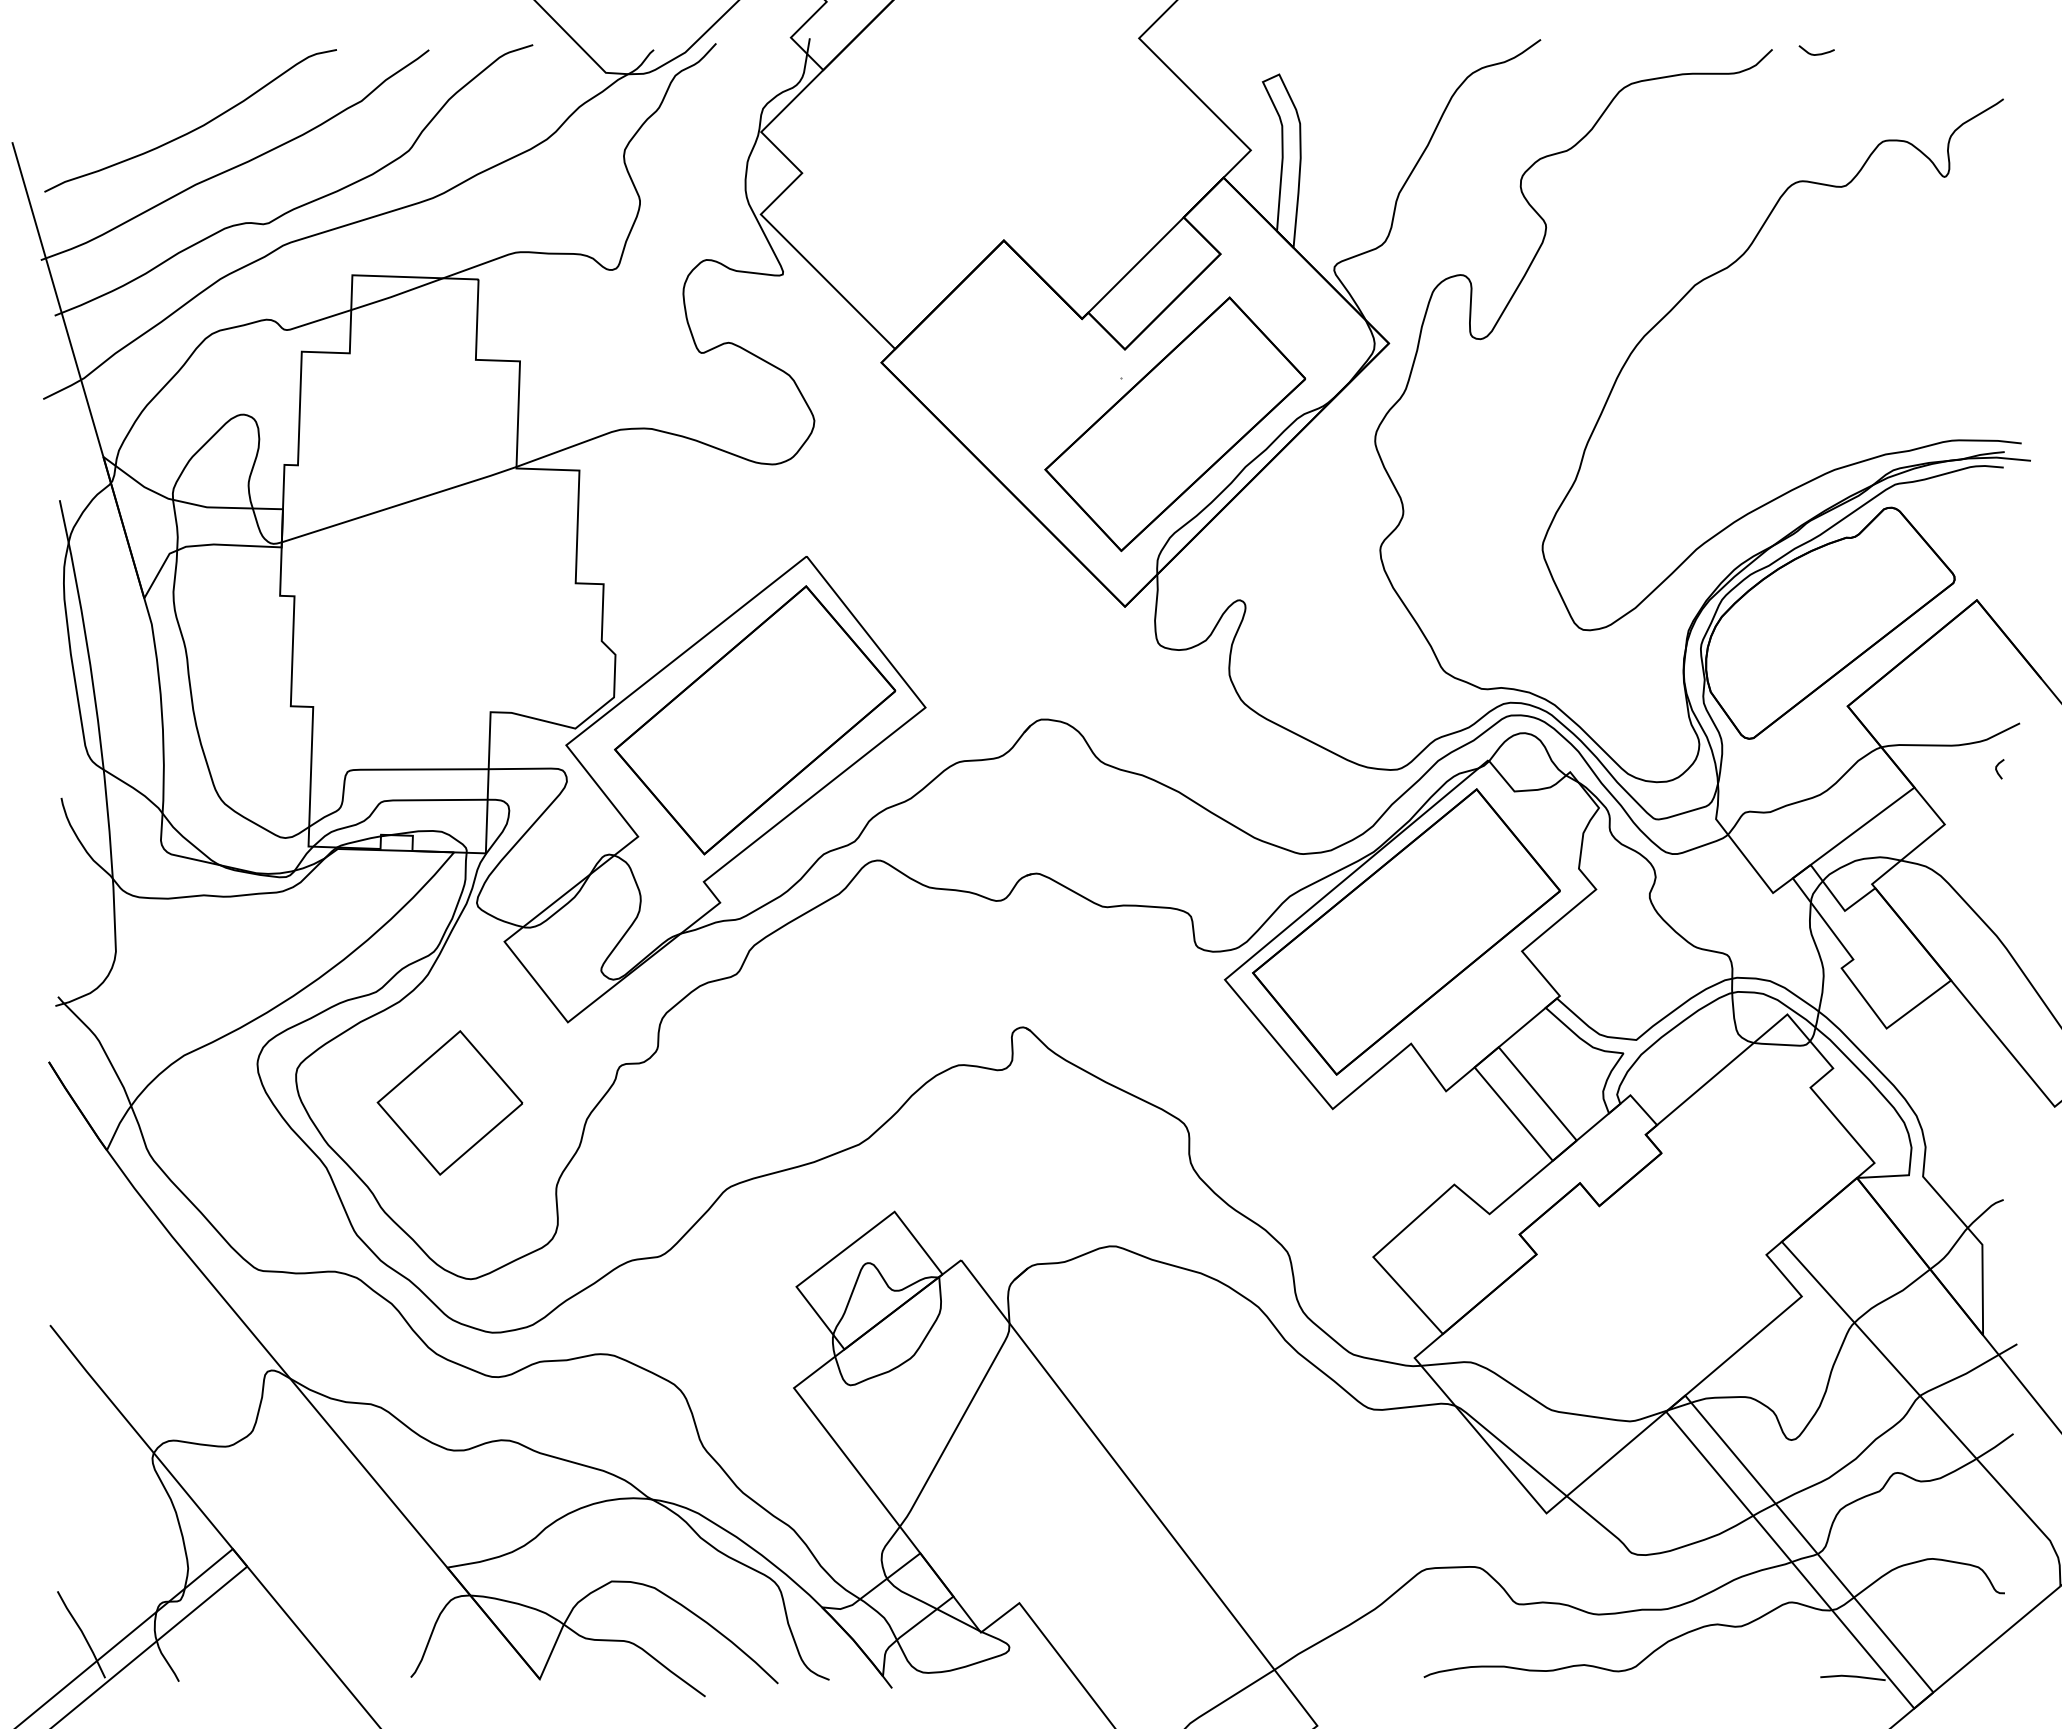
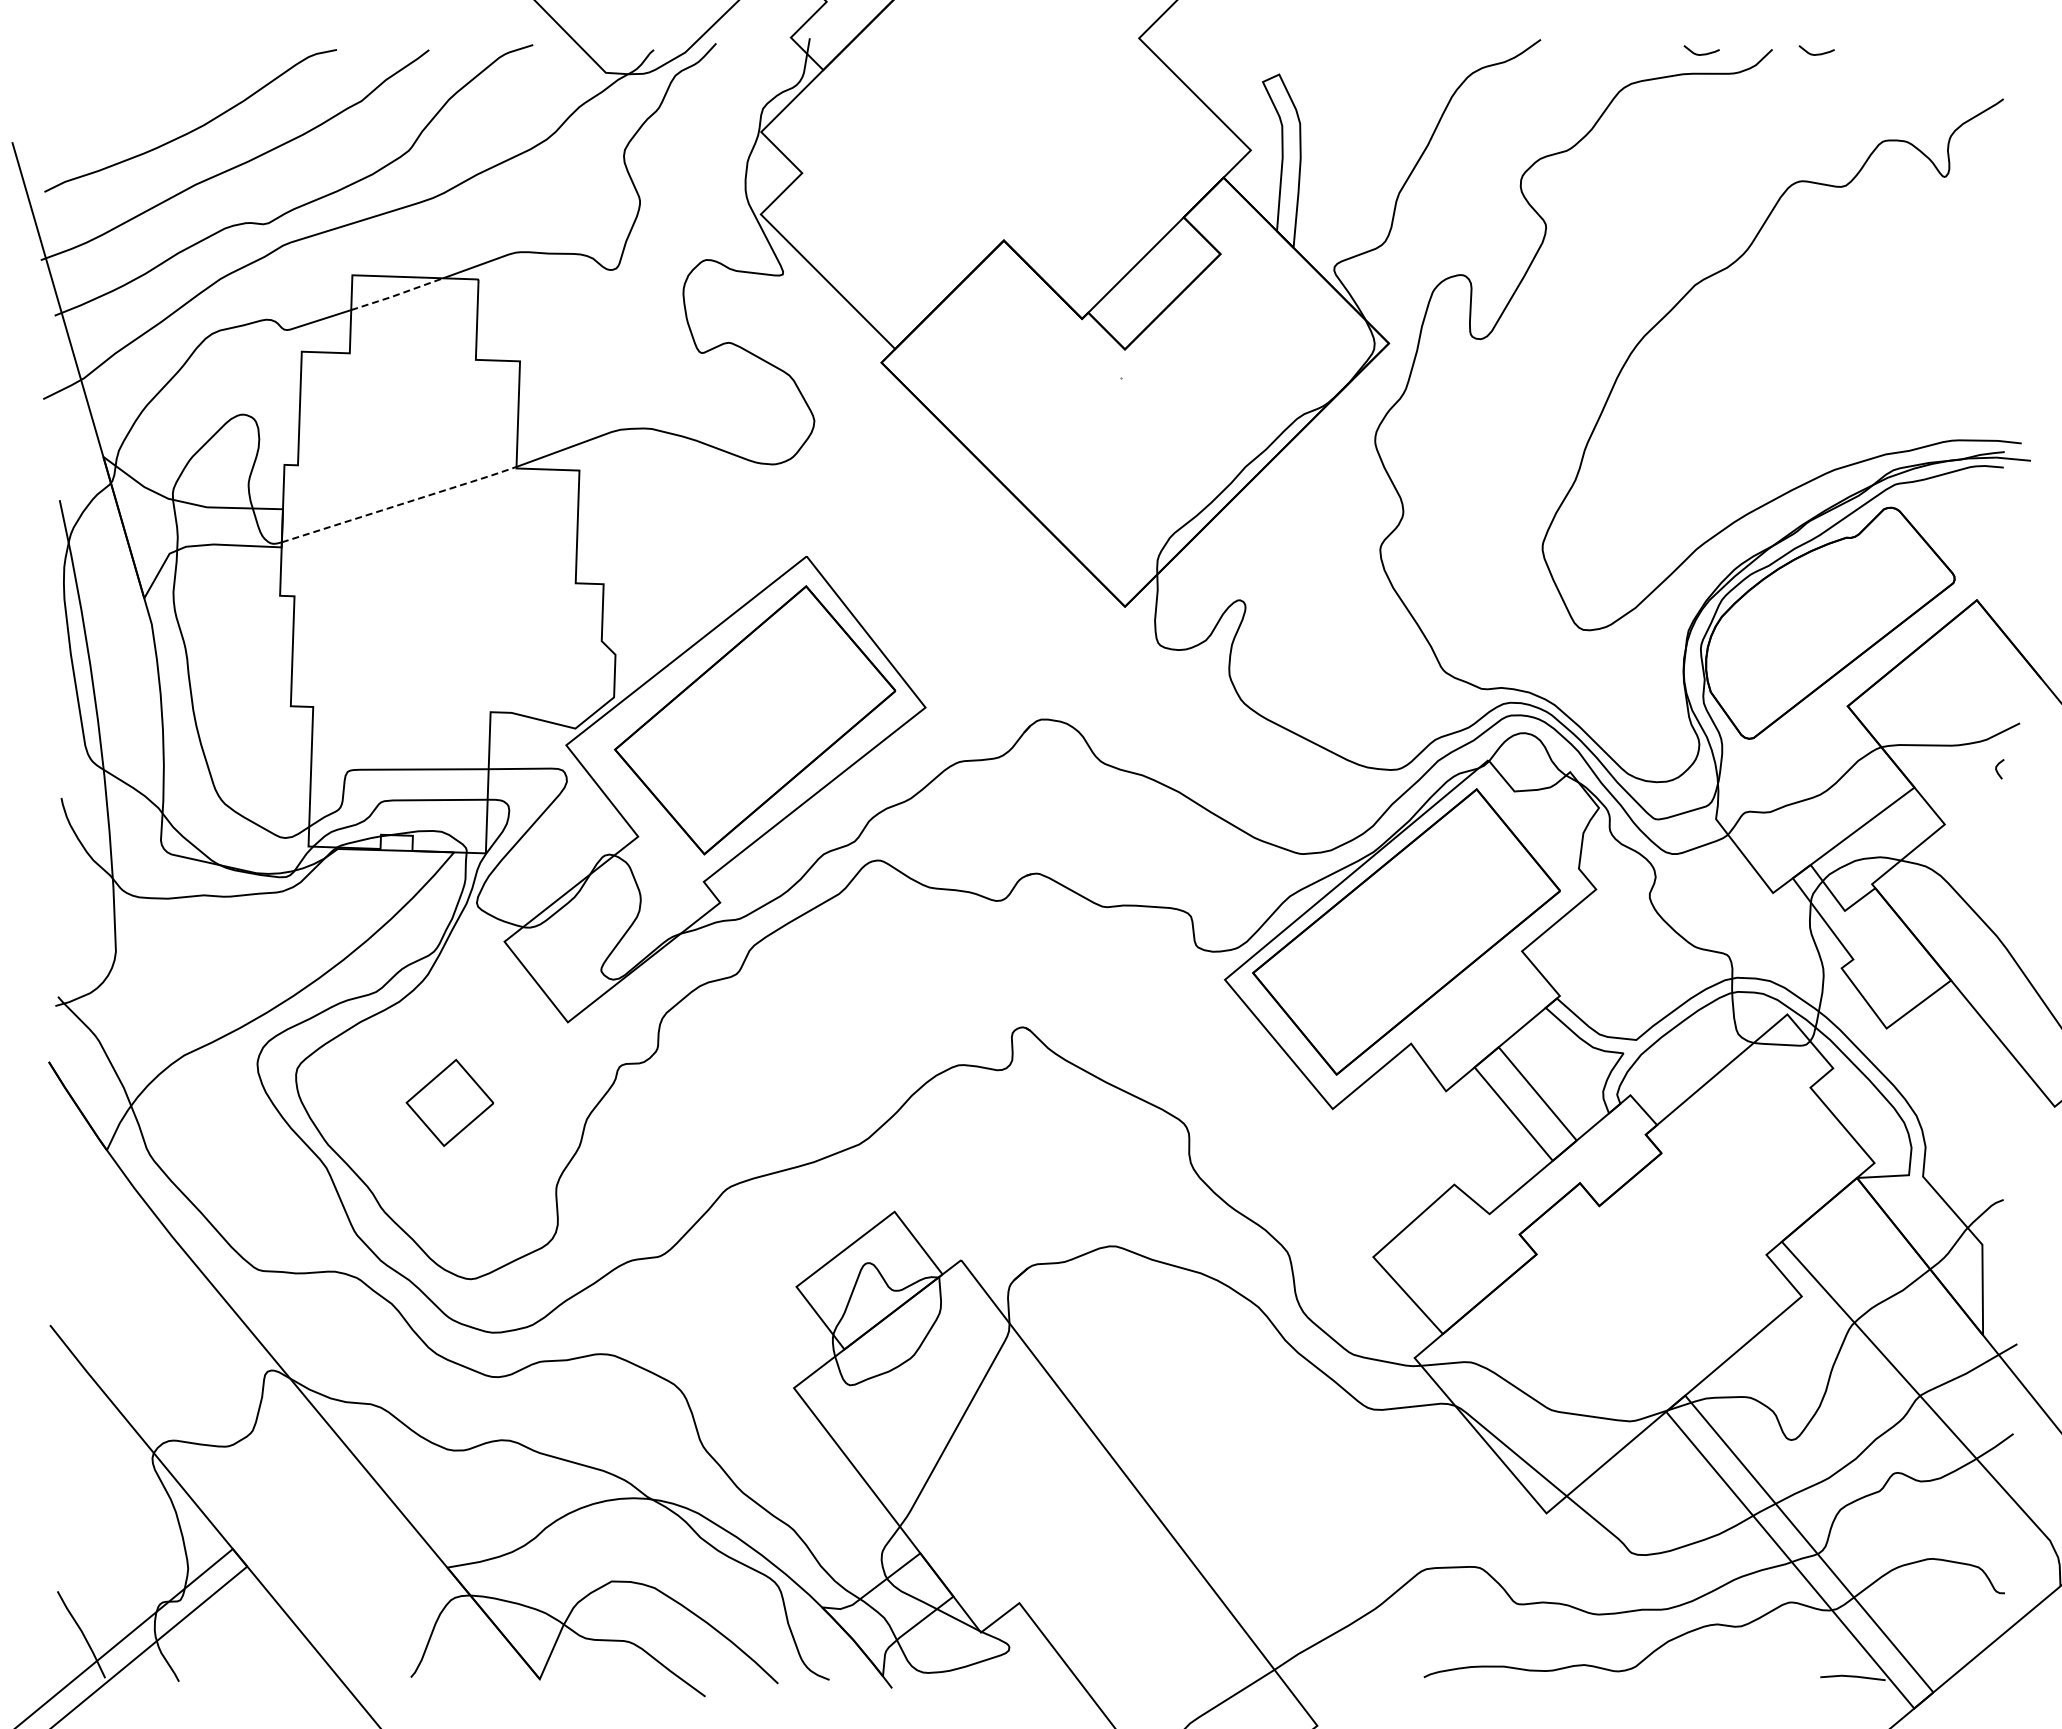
curve: none -> present (1701, 53)
line: solid -> dashed (397, 294)
part: present -> none (1174, 424)
line: solid -> dashed (400, 504)
part size: 148x146 px -> 90x89 px (449, 1102)
